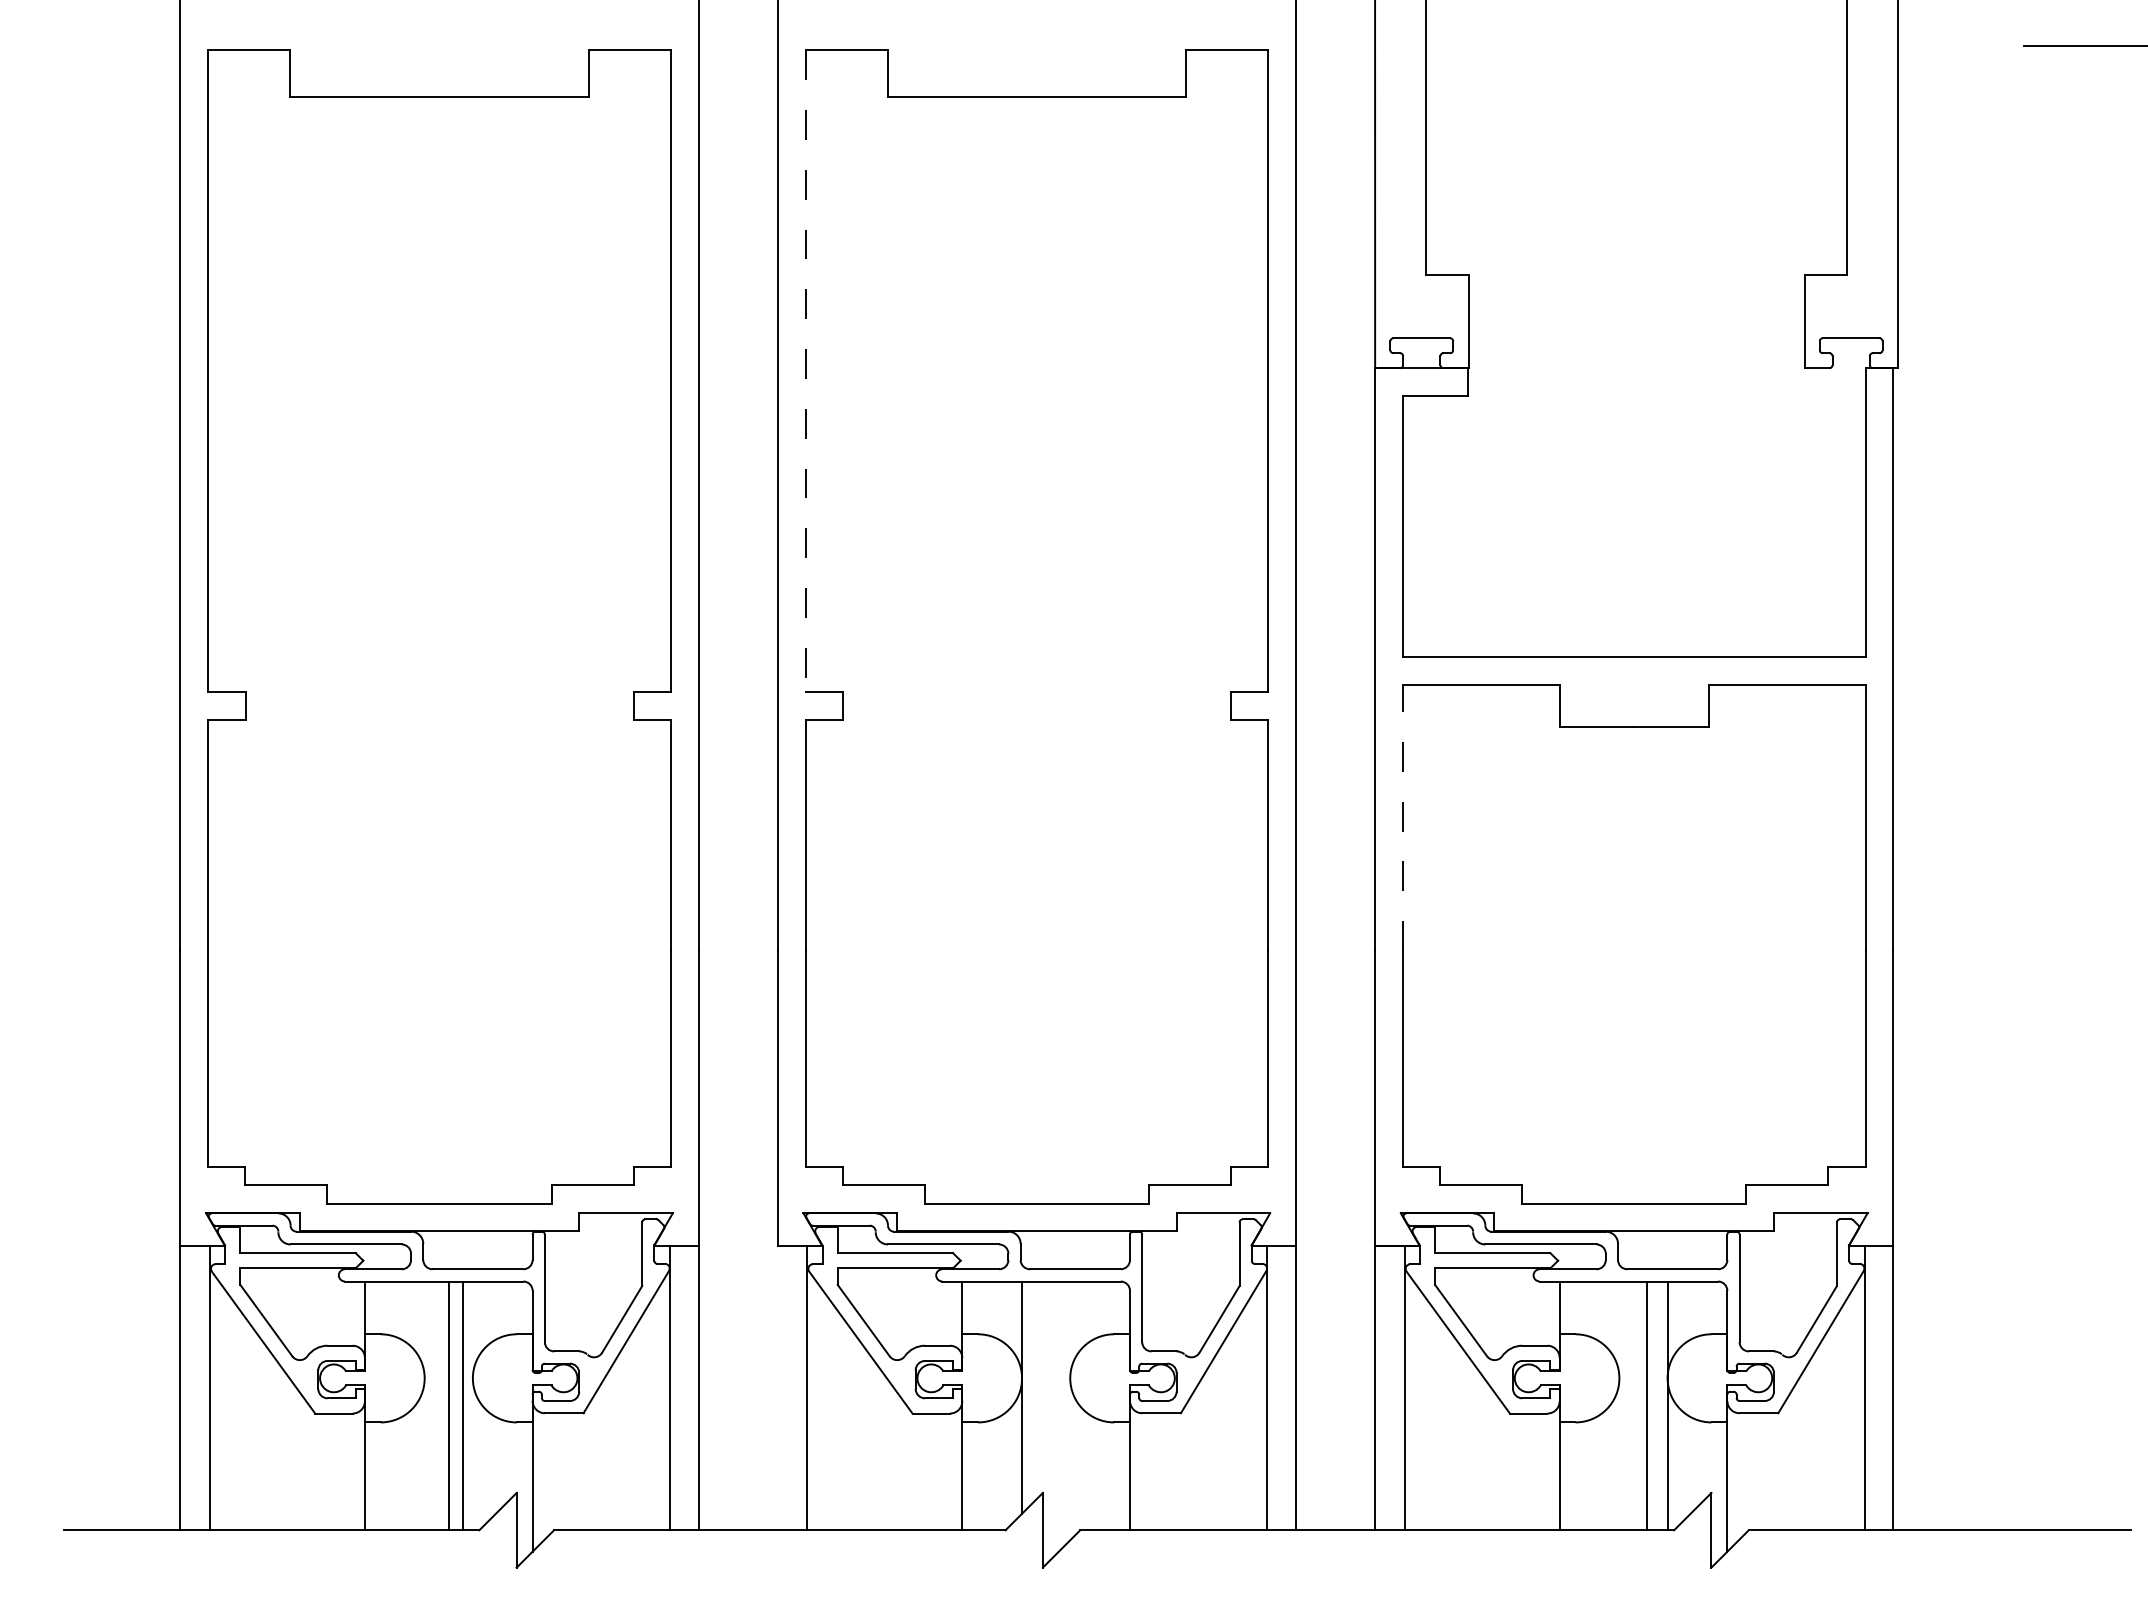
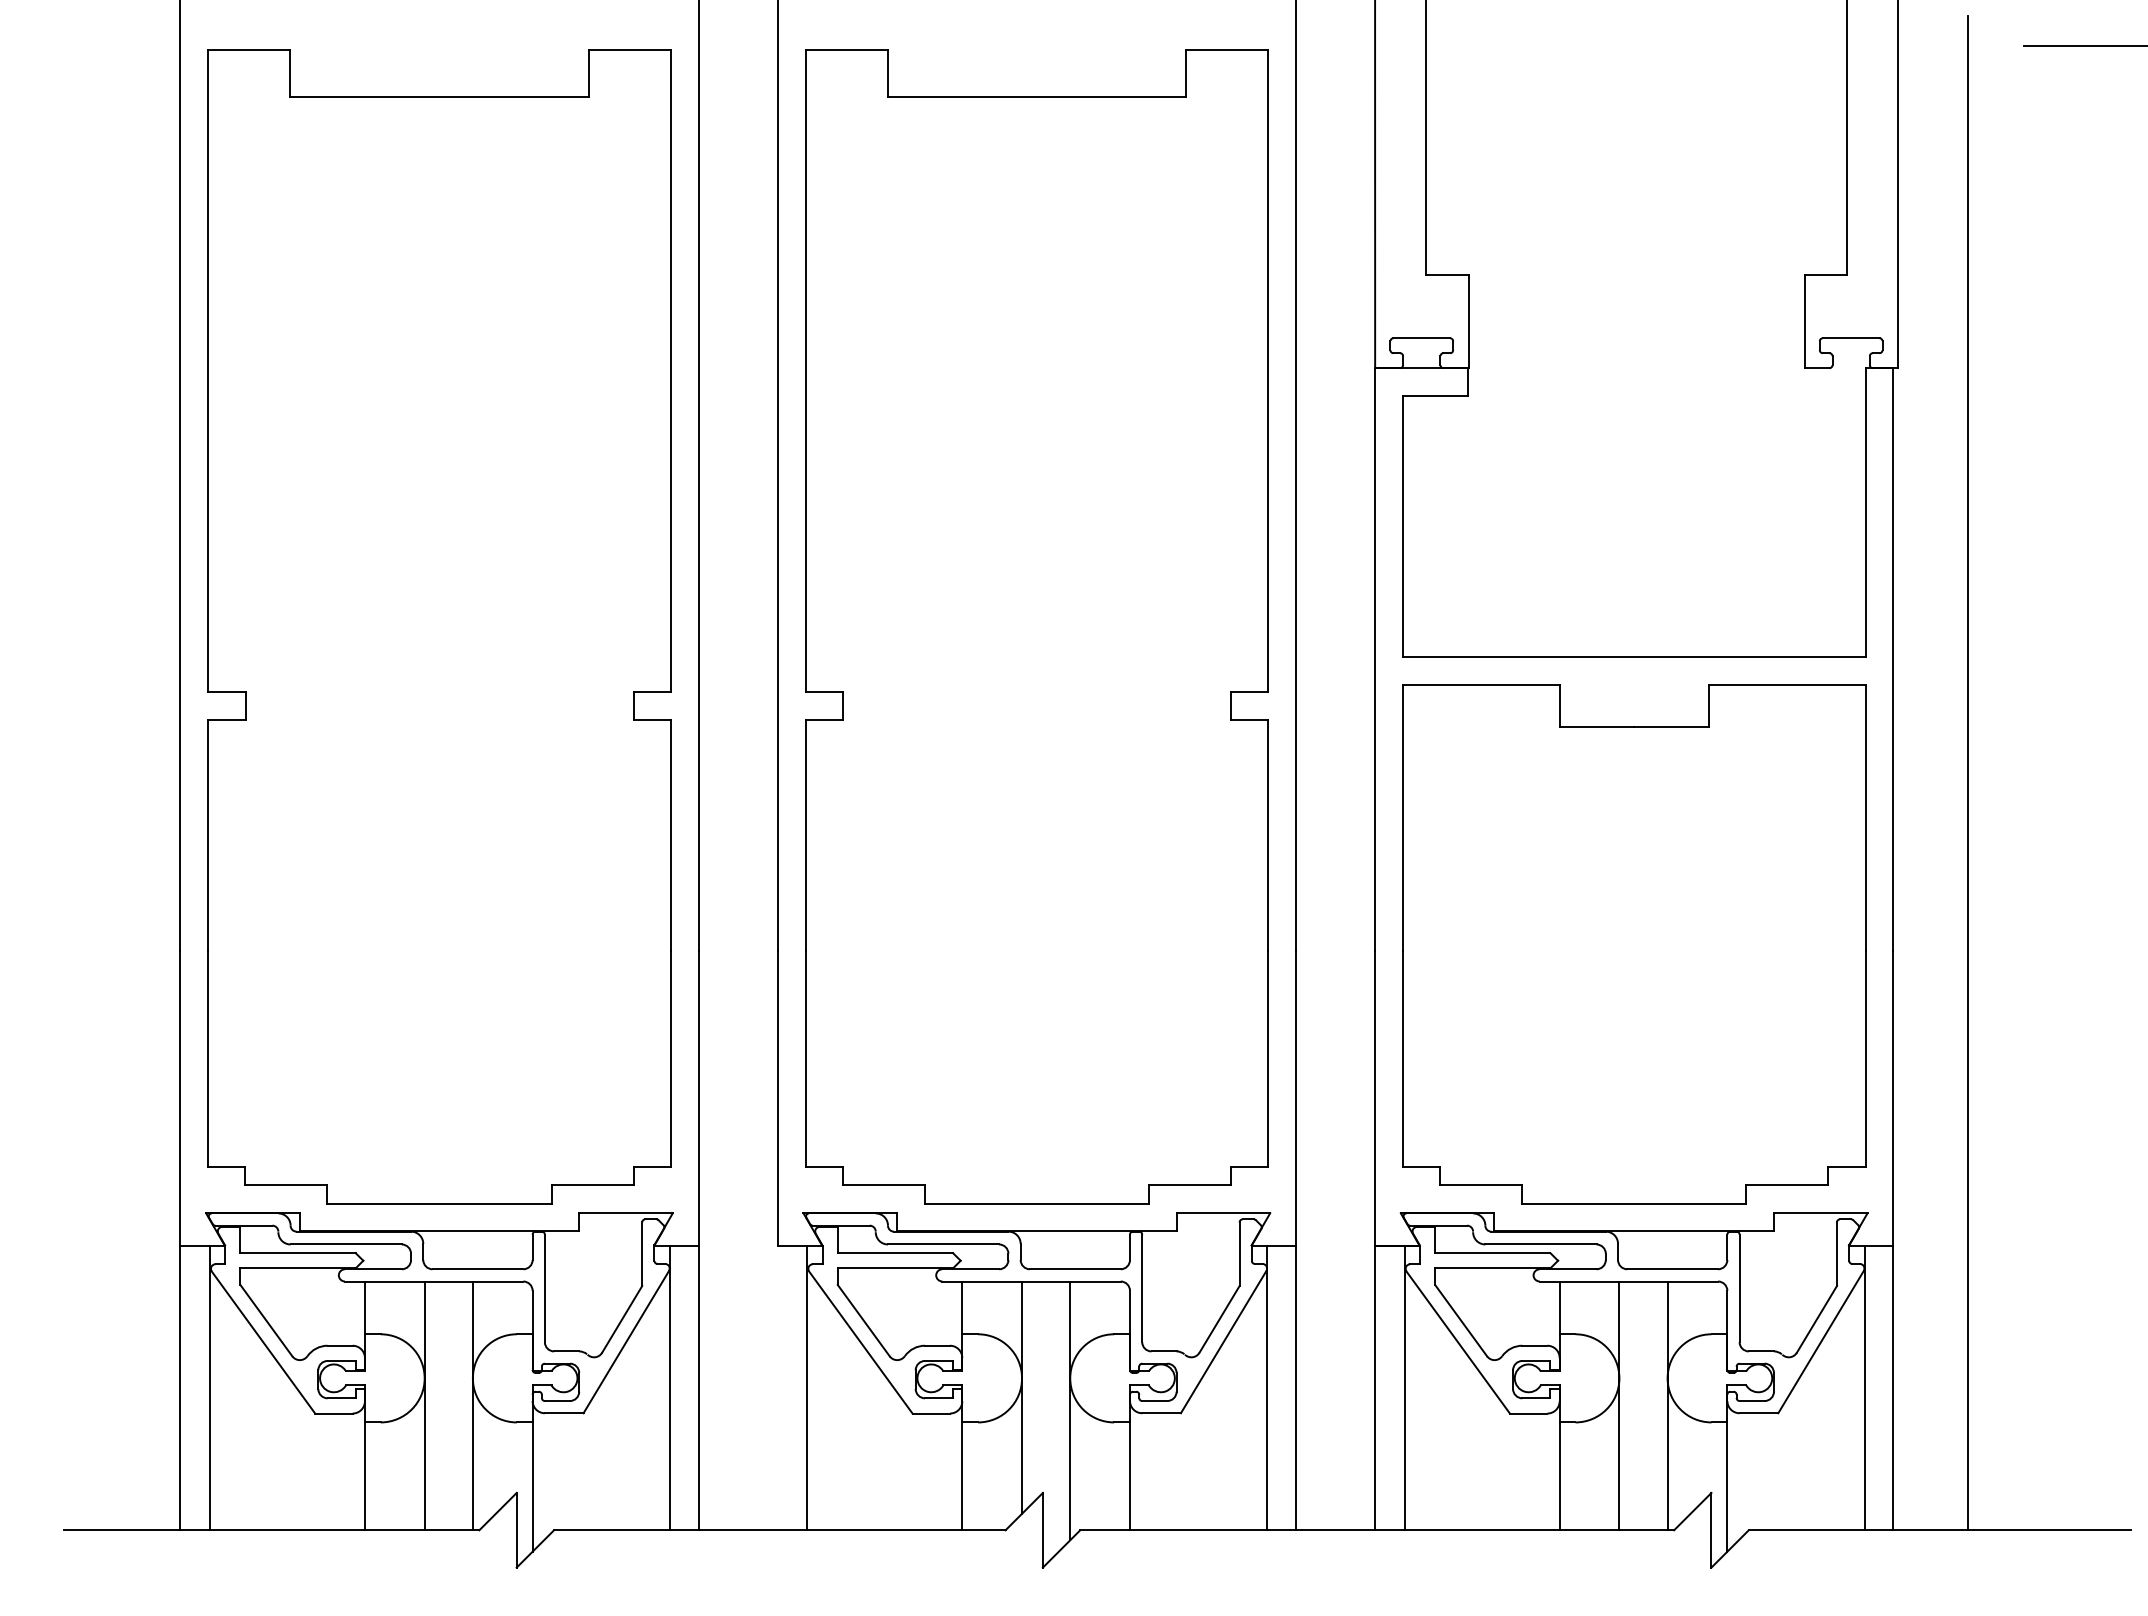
line: dashed -> solid (805, 371)
line: none -> present (1967, 772)
line: dashed -> solid (1402, 817)
line position: (448, 1405) -> (472, 1405) (472, 1405)
line position: (462, 1405) -> (424, 1405) (424, 1405)
line position: (1647, 1405) -> (1619, 1405) (1619, 1405)
line: none -> present (1070, 1410)
